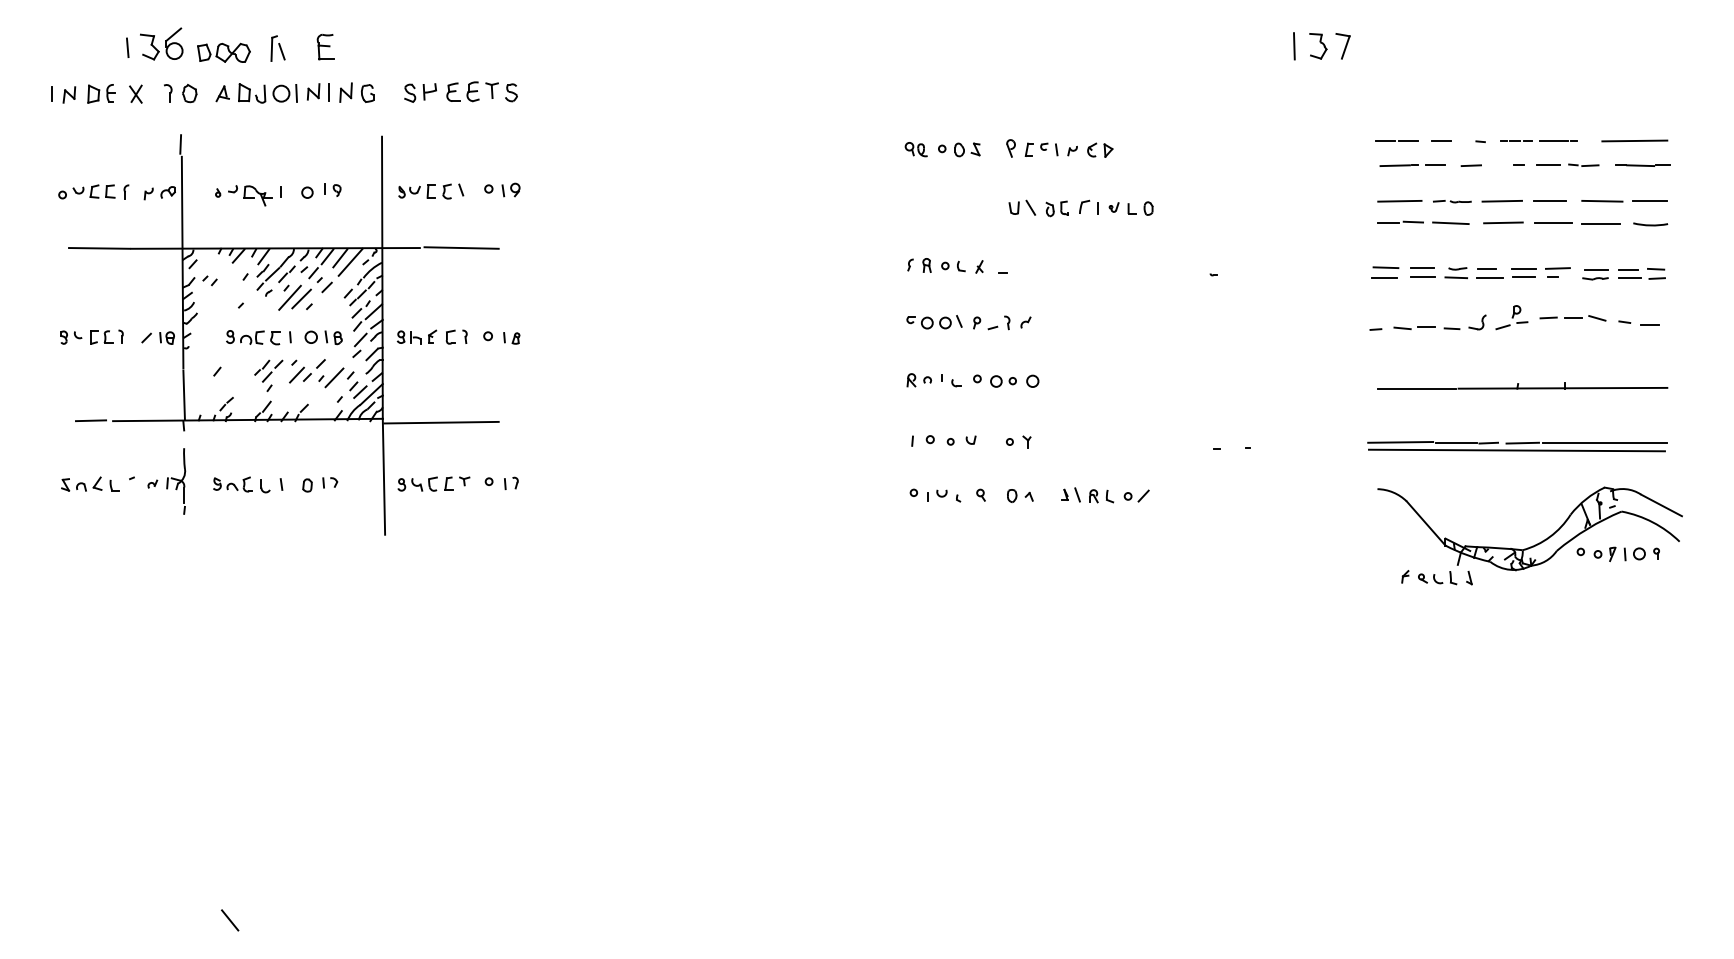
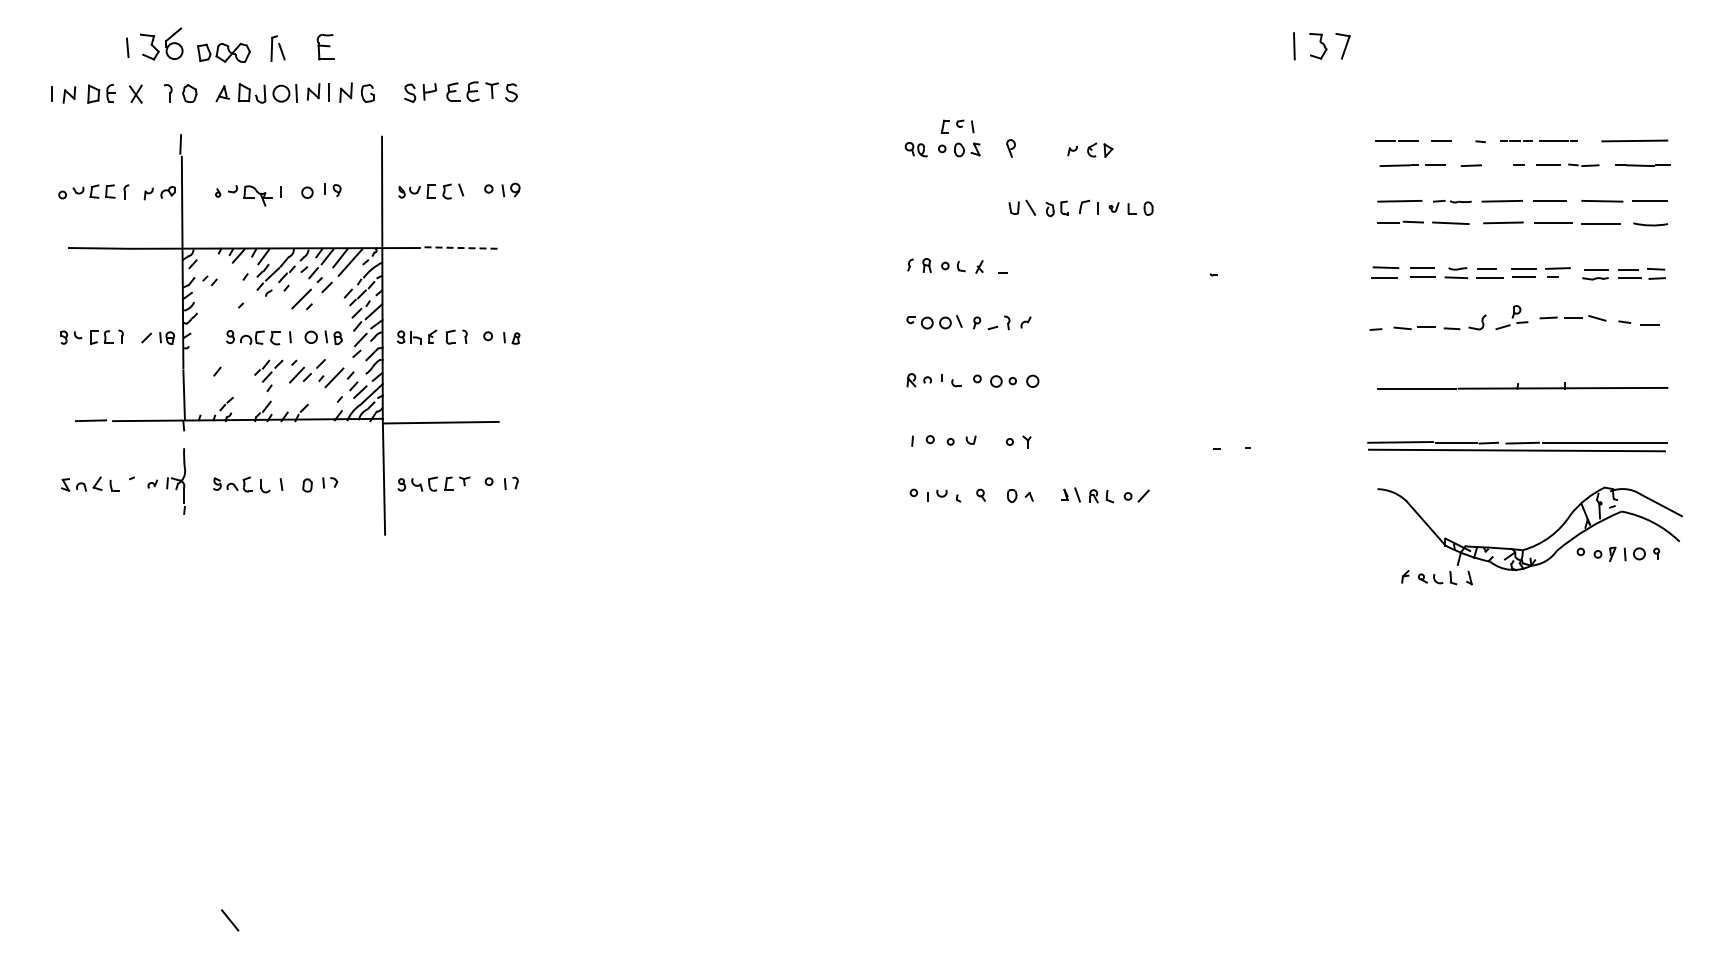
part position: (1041, 149) -> (957, 126) (957, 126)
line: solid -> dashed (462, 248)
line: present -> none (289, 297)
